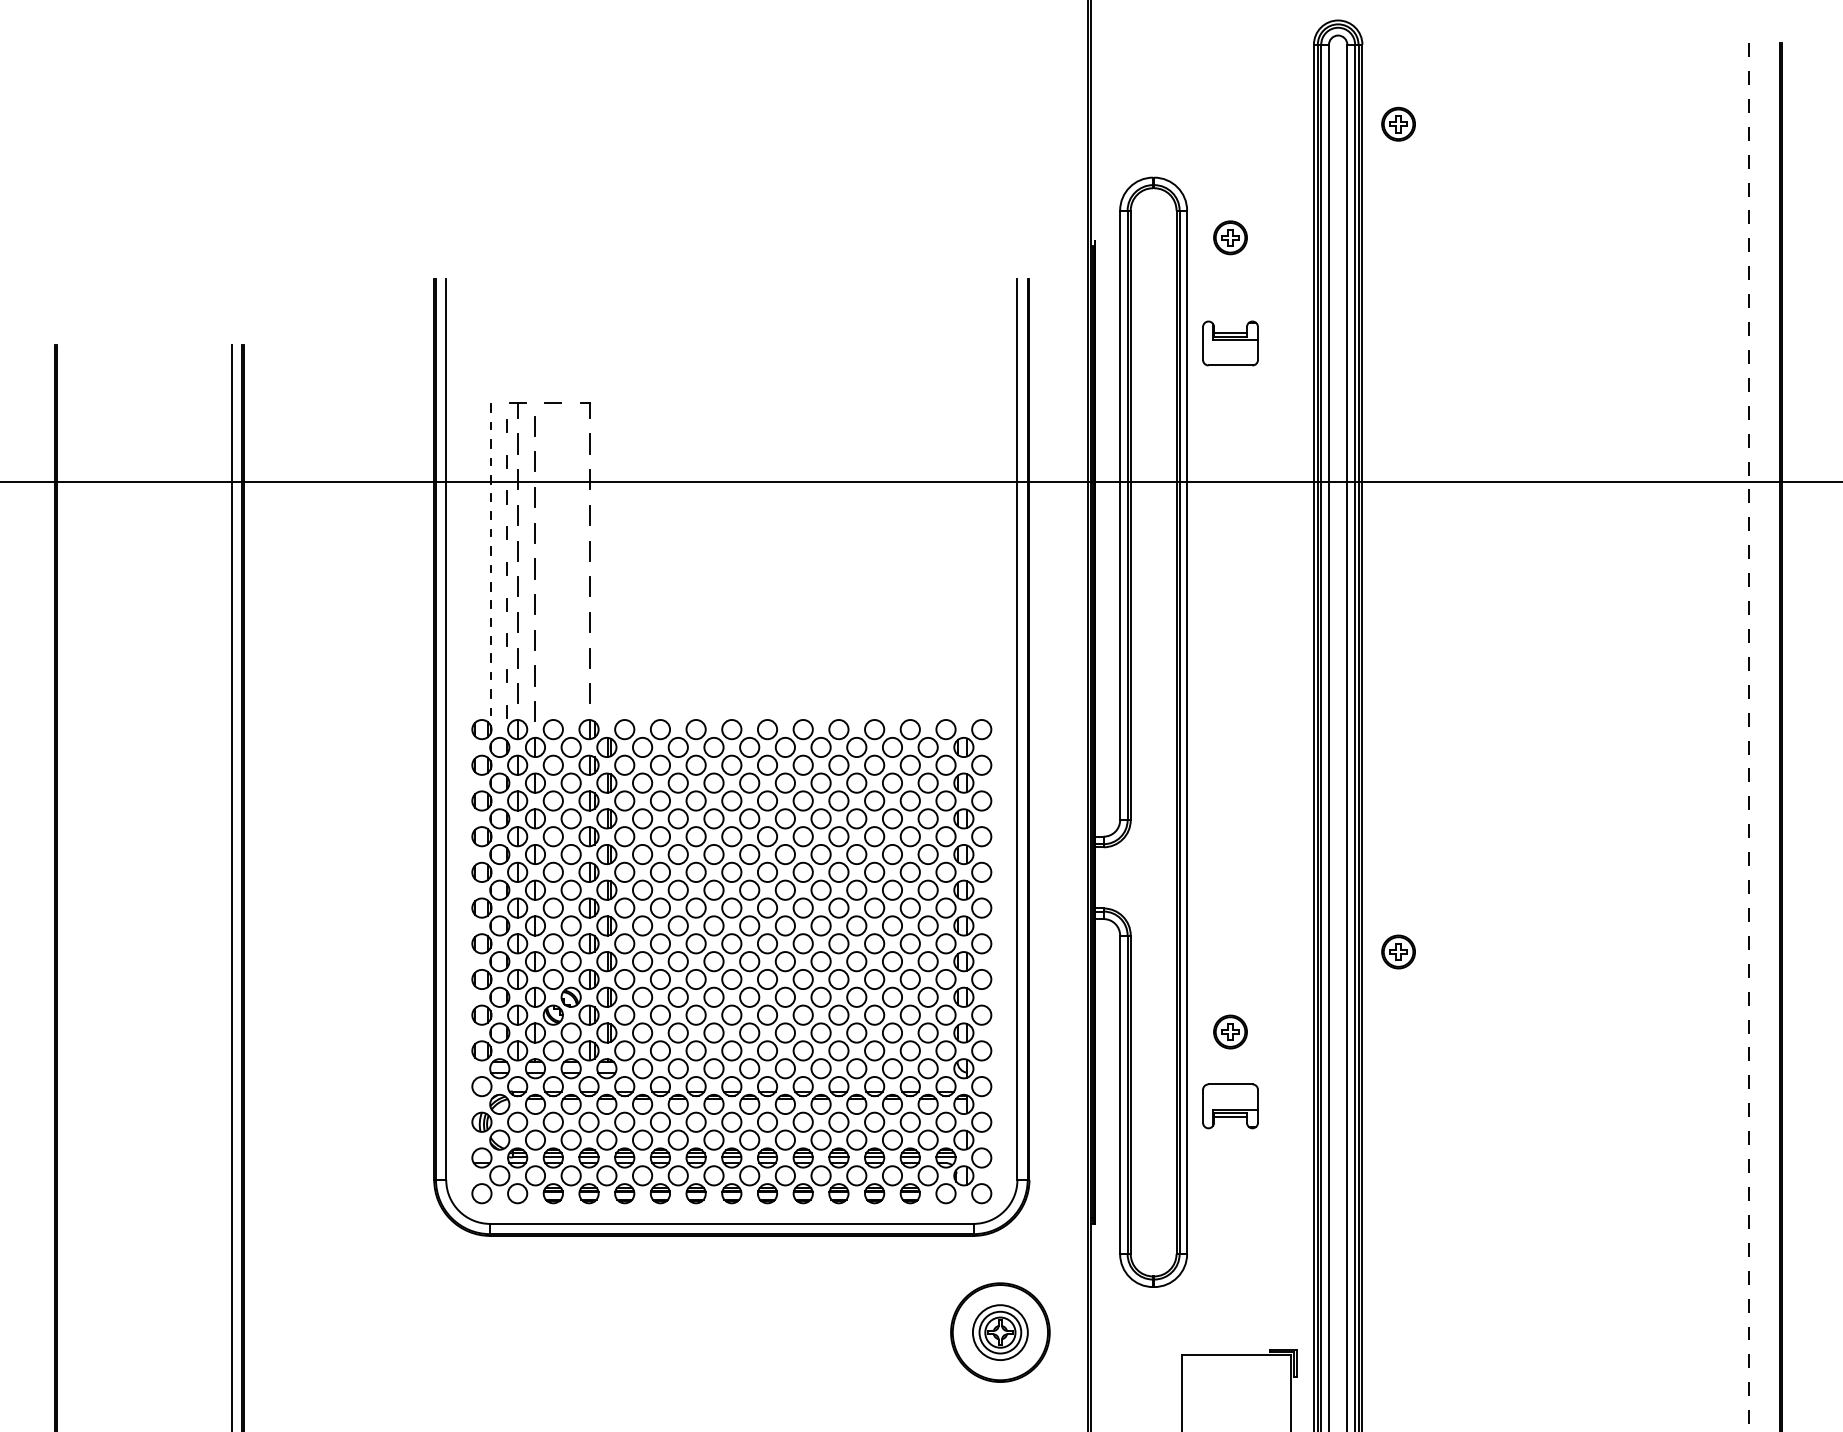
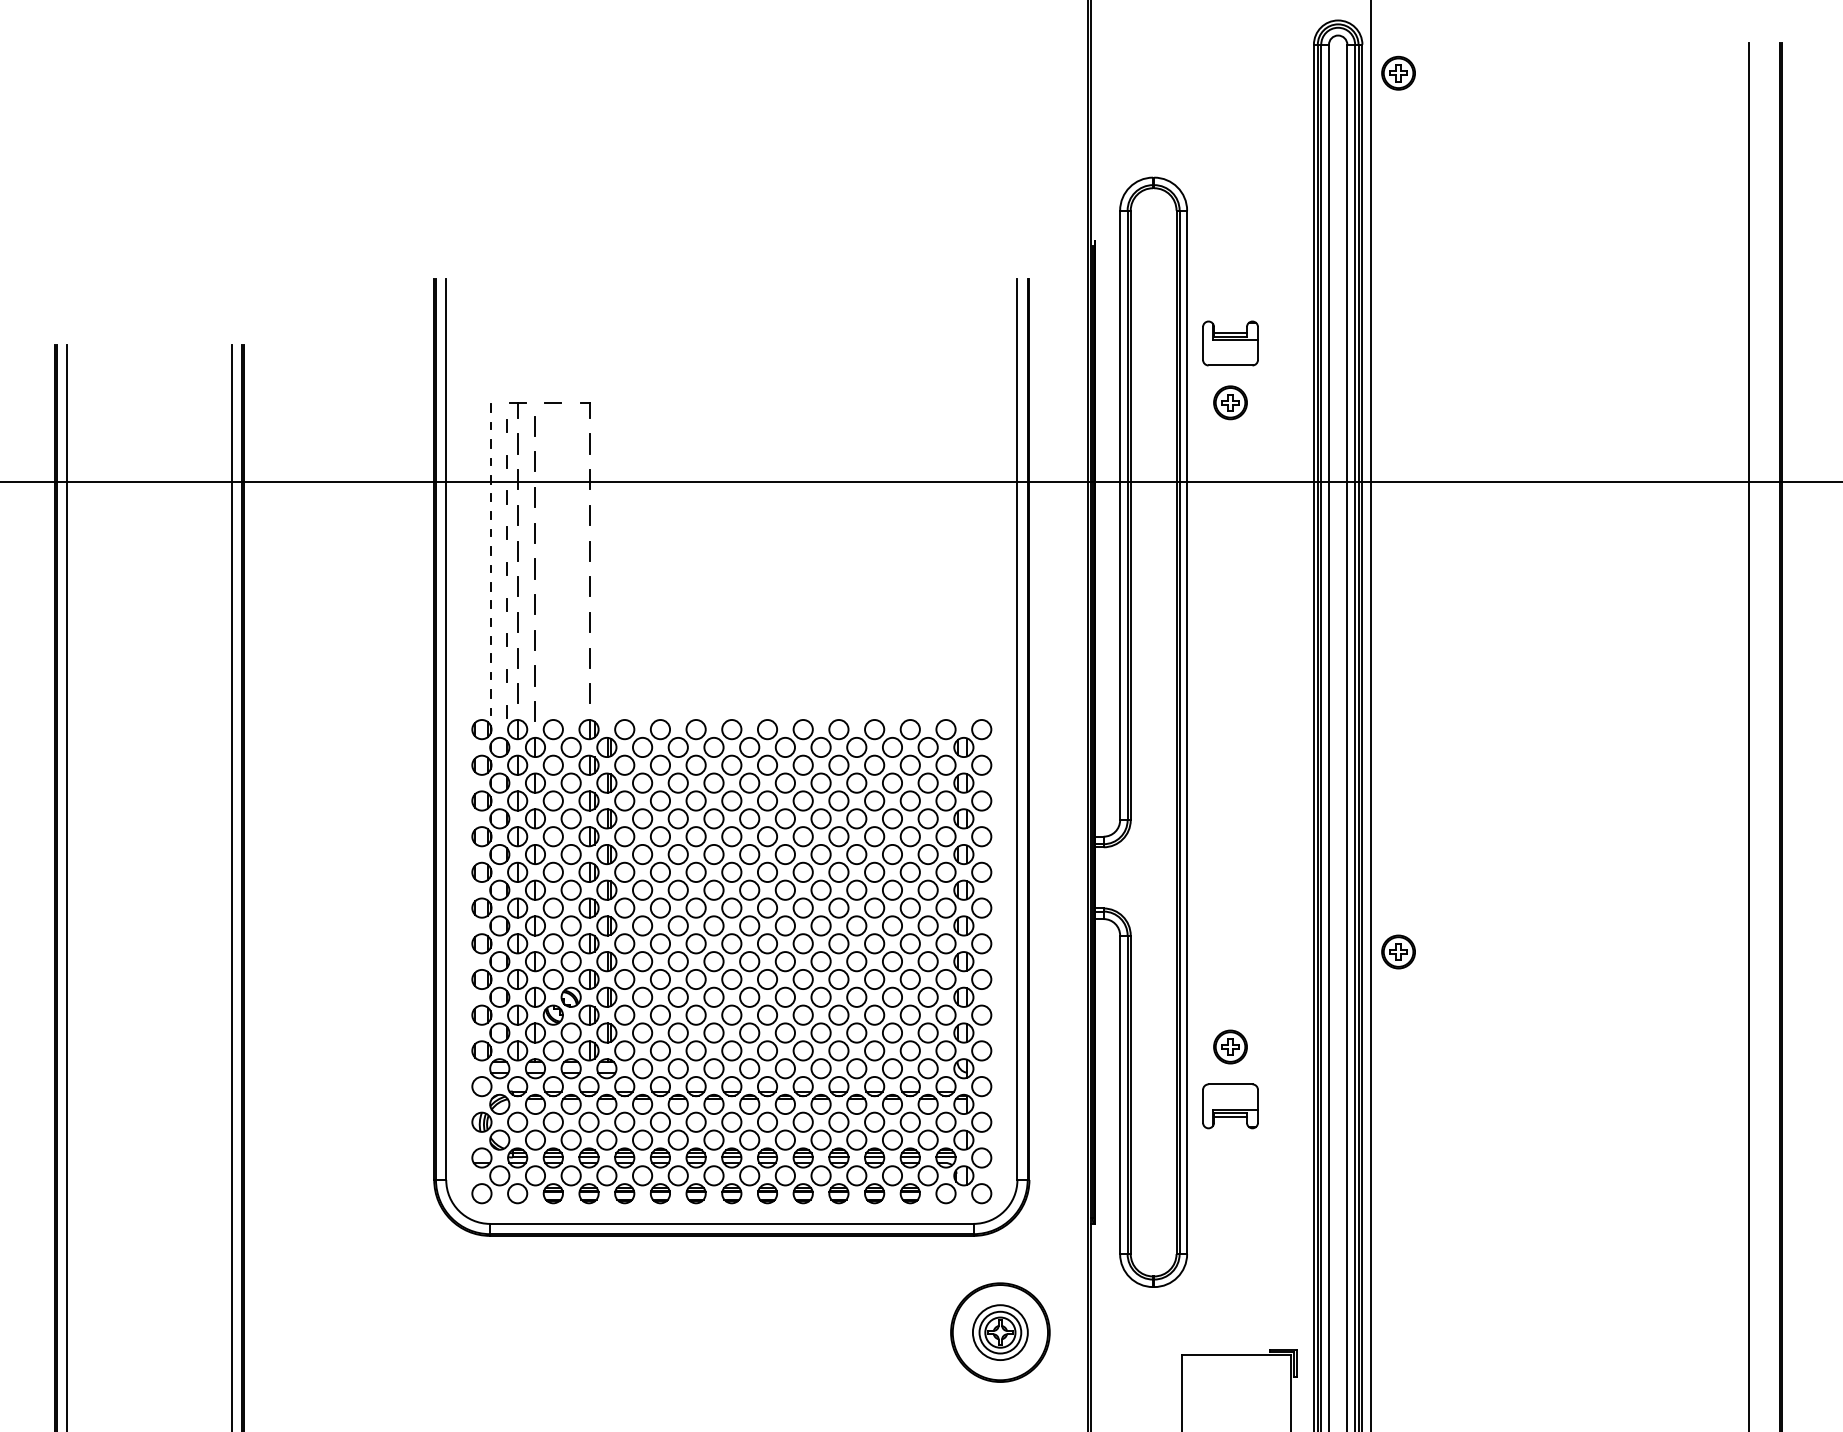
part position: (1398, 123) -> (1398, 72) (1398, 72)
part position: (1230, 237) -> (1230, 402) (1230, 402)
line: none -> present (1371, 715)
line: dashed -> solid (1749, 737)
line: none -> present (67, 886)
part position: (1230, 1031) -> (1230, 1046) (1230, 1046)
